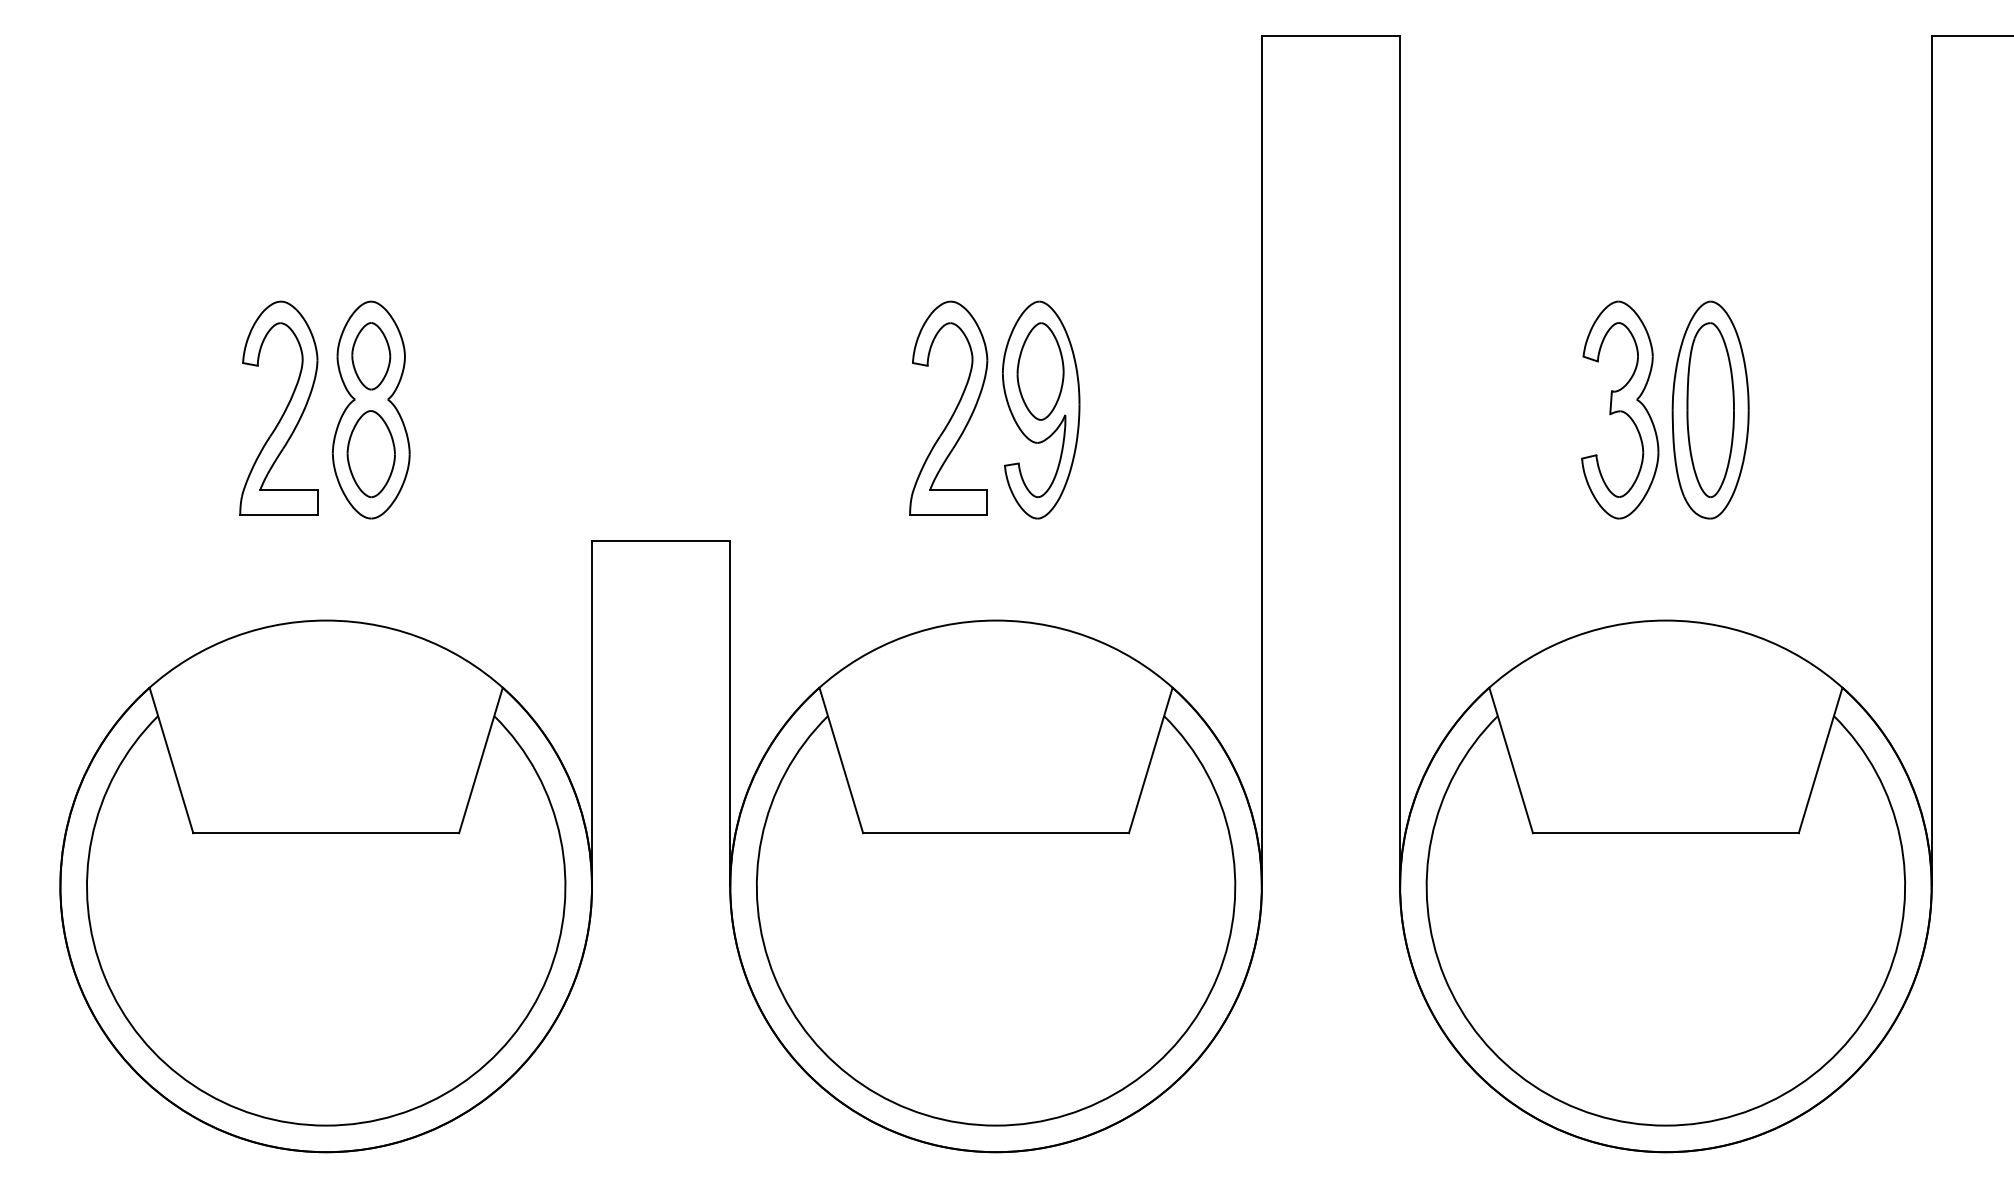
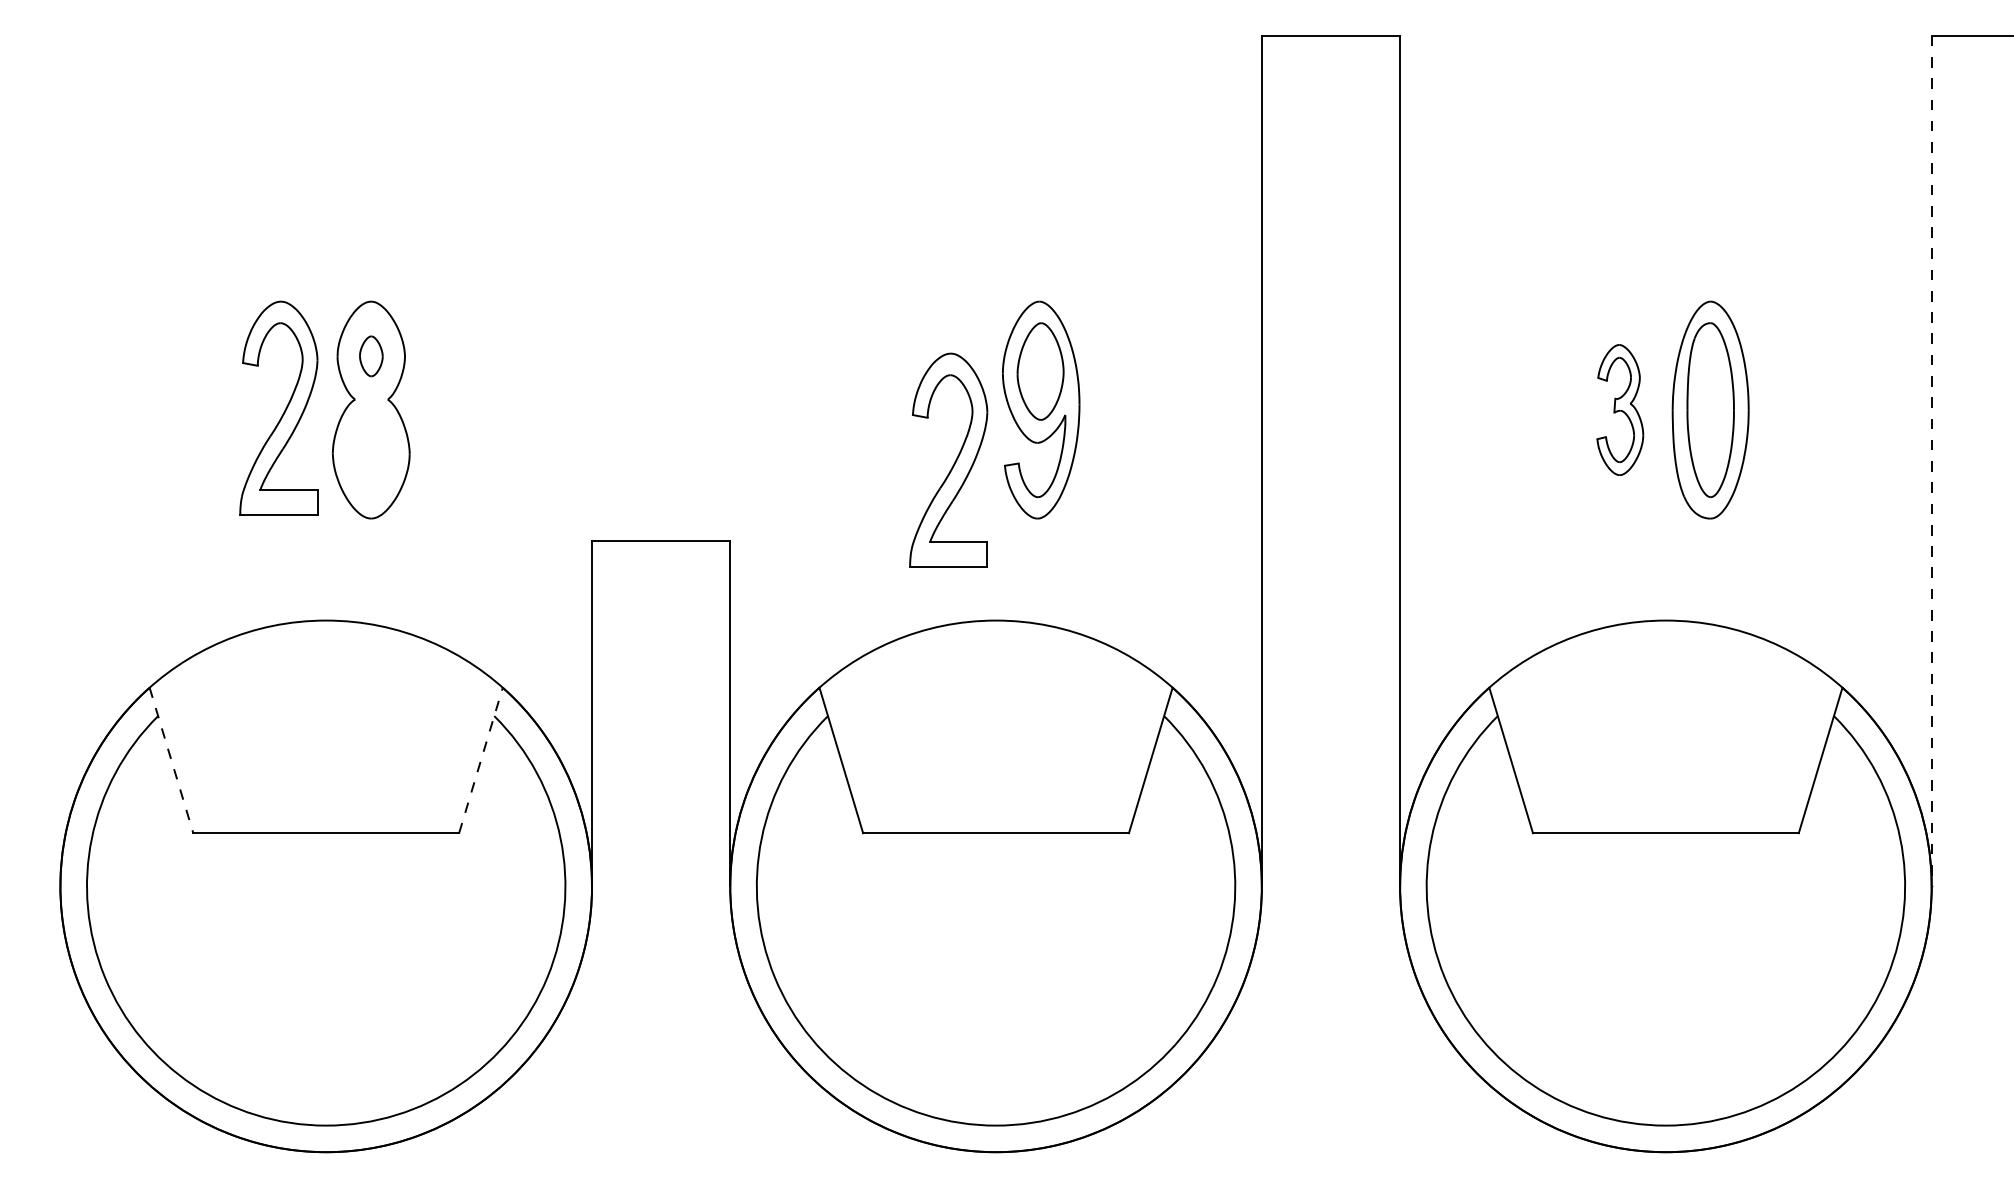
part size: 41x69 px -> 25x43 px (371, 356)
part position: (954, 409) -> (954, 461) (954, 461)
part size: 79x220 px -> 49x132 px (1620, 409)
part: present -> none (370, 454)
line: solid -> dashed (1931, 461)
line: solid -> dashed (171, 760)
line: solid -> dashed (480, 760)
